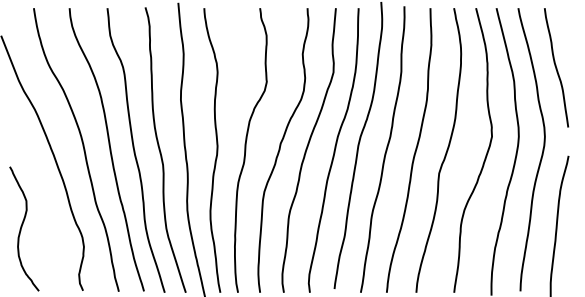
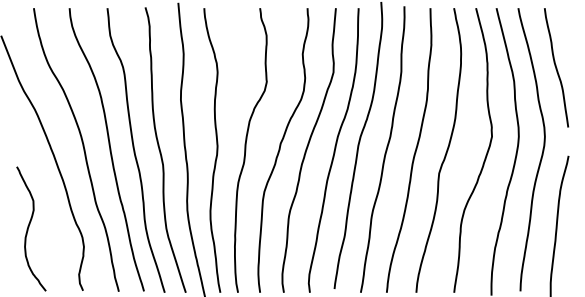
curve position: (22, 227) -> (29, 227) (29, 227)
